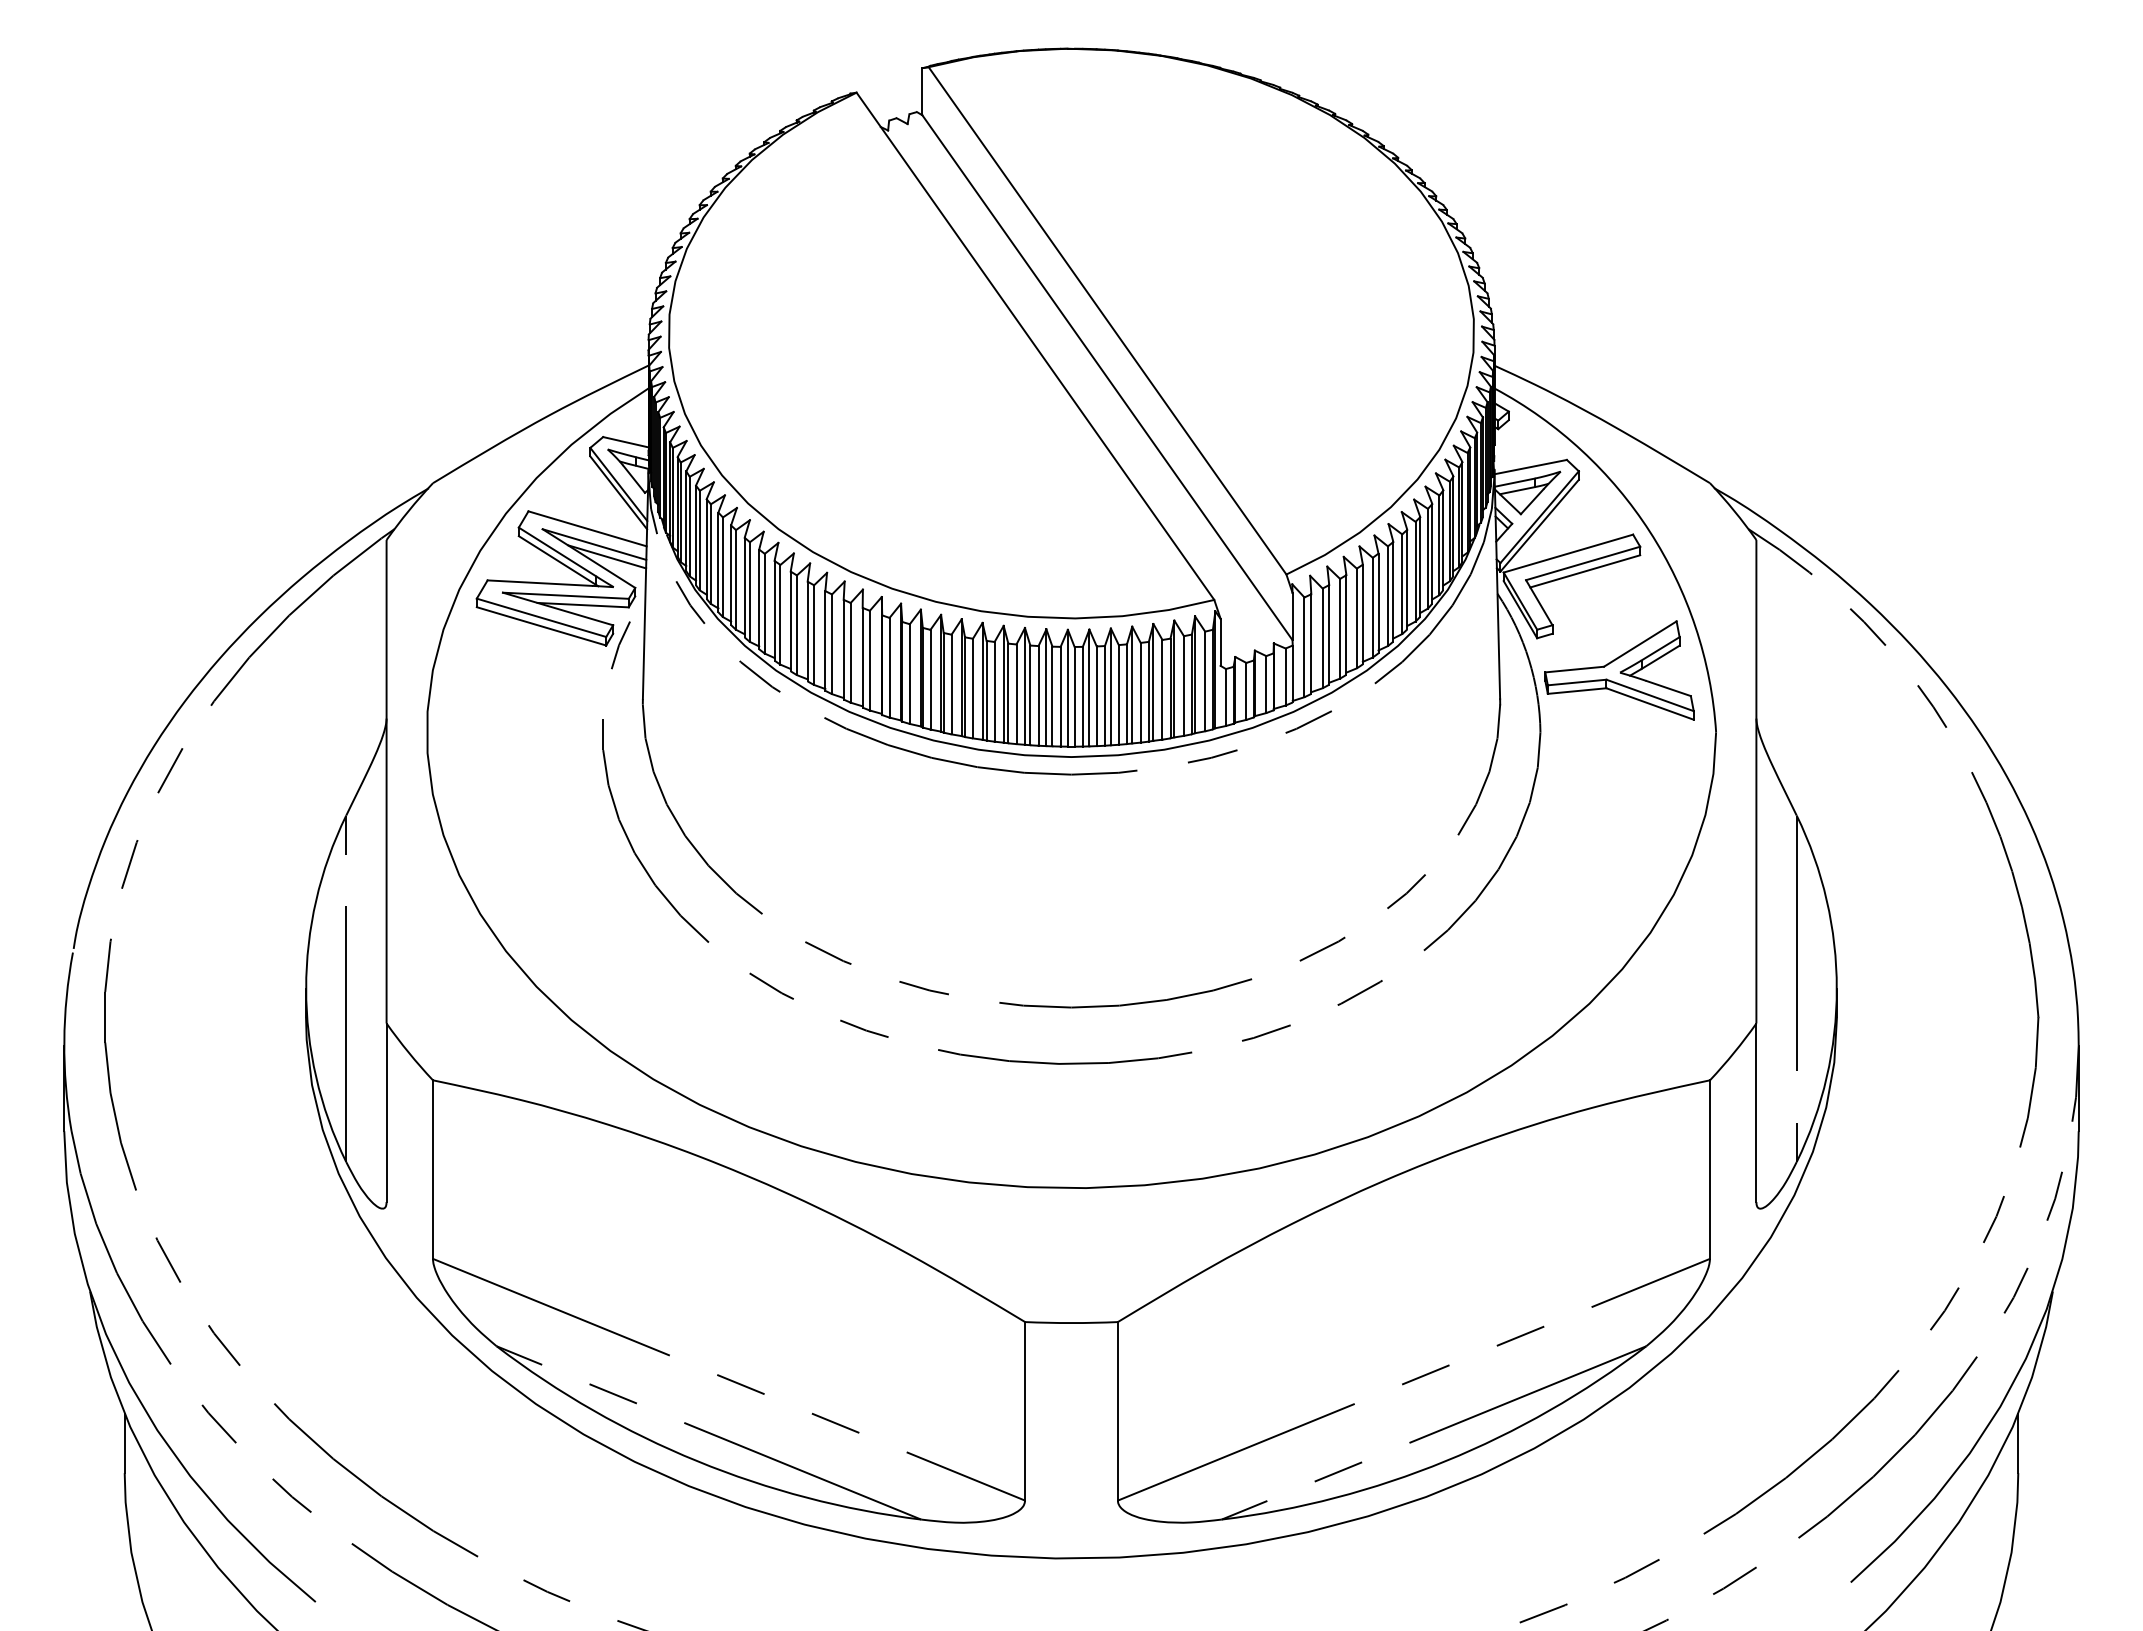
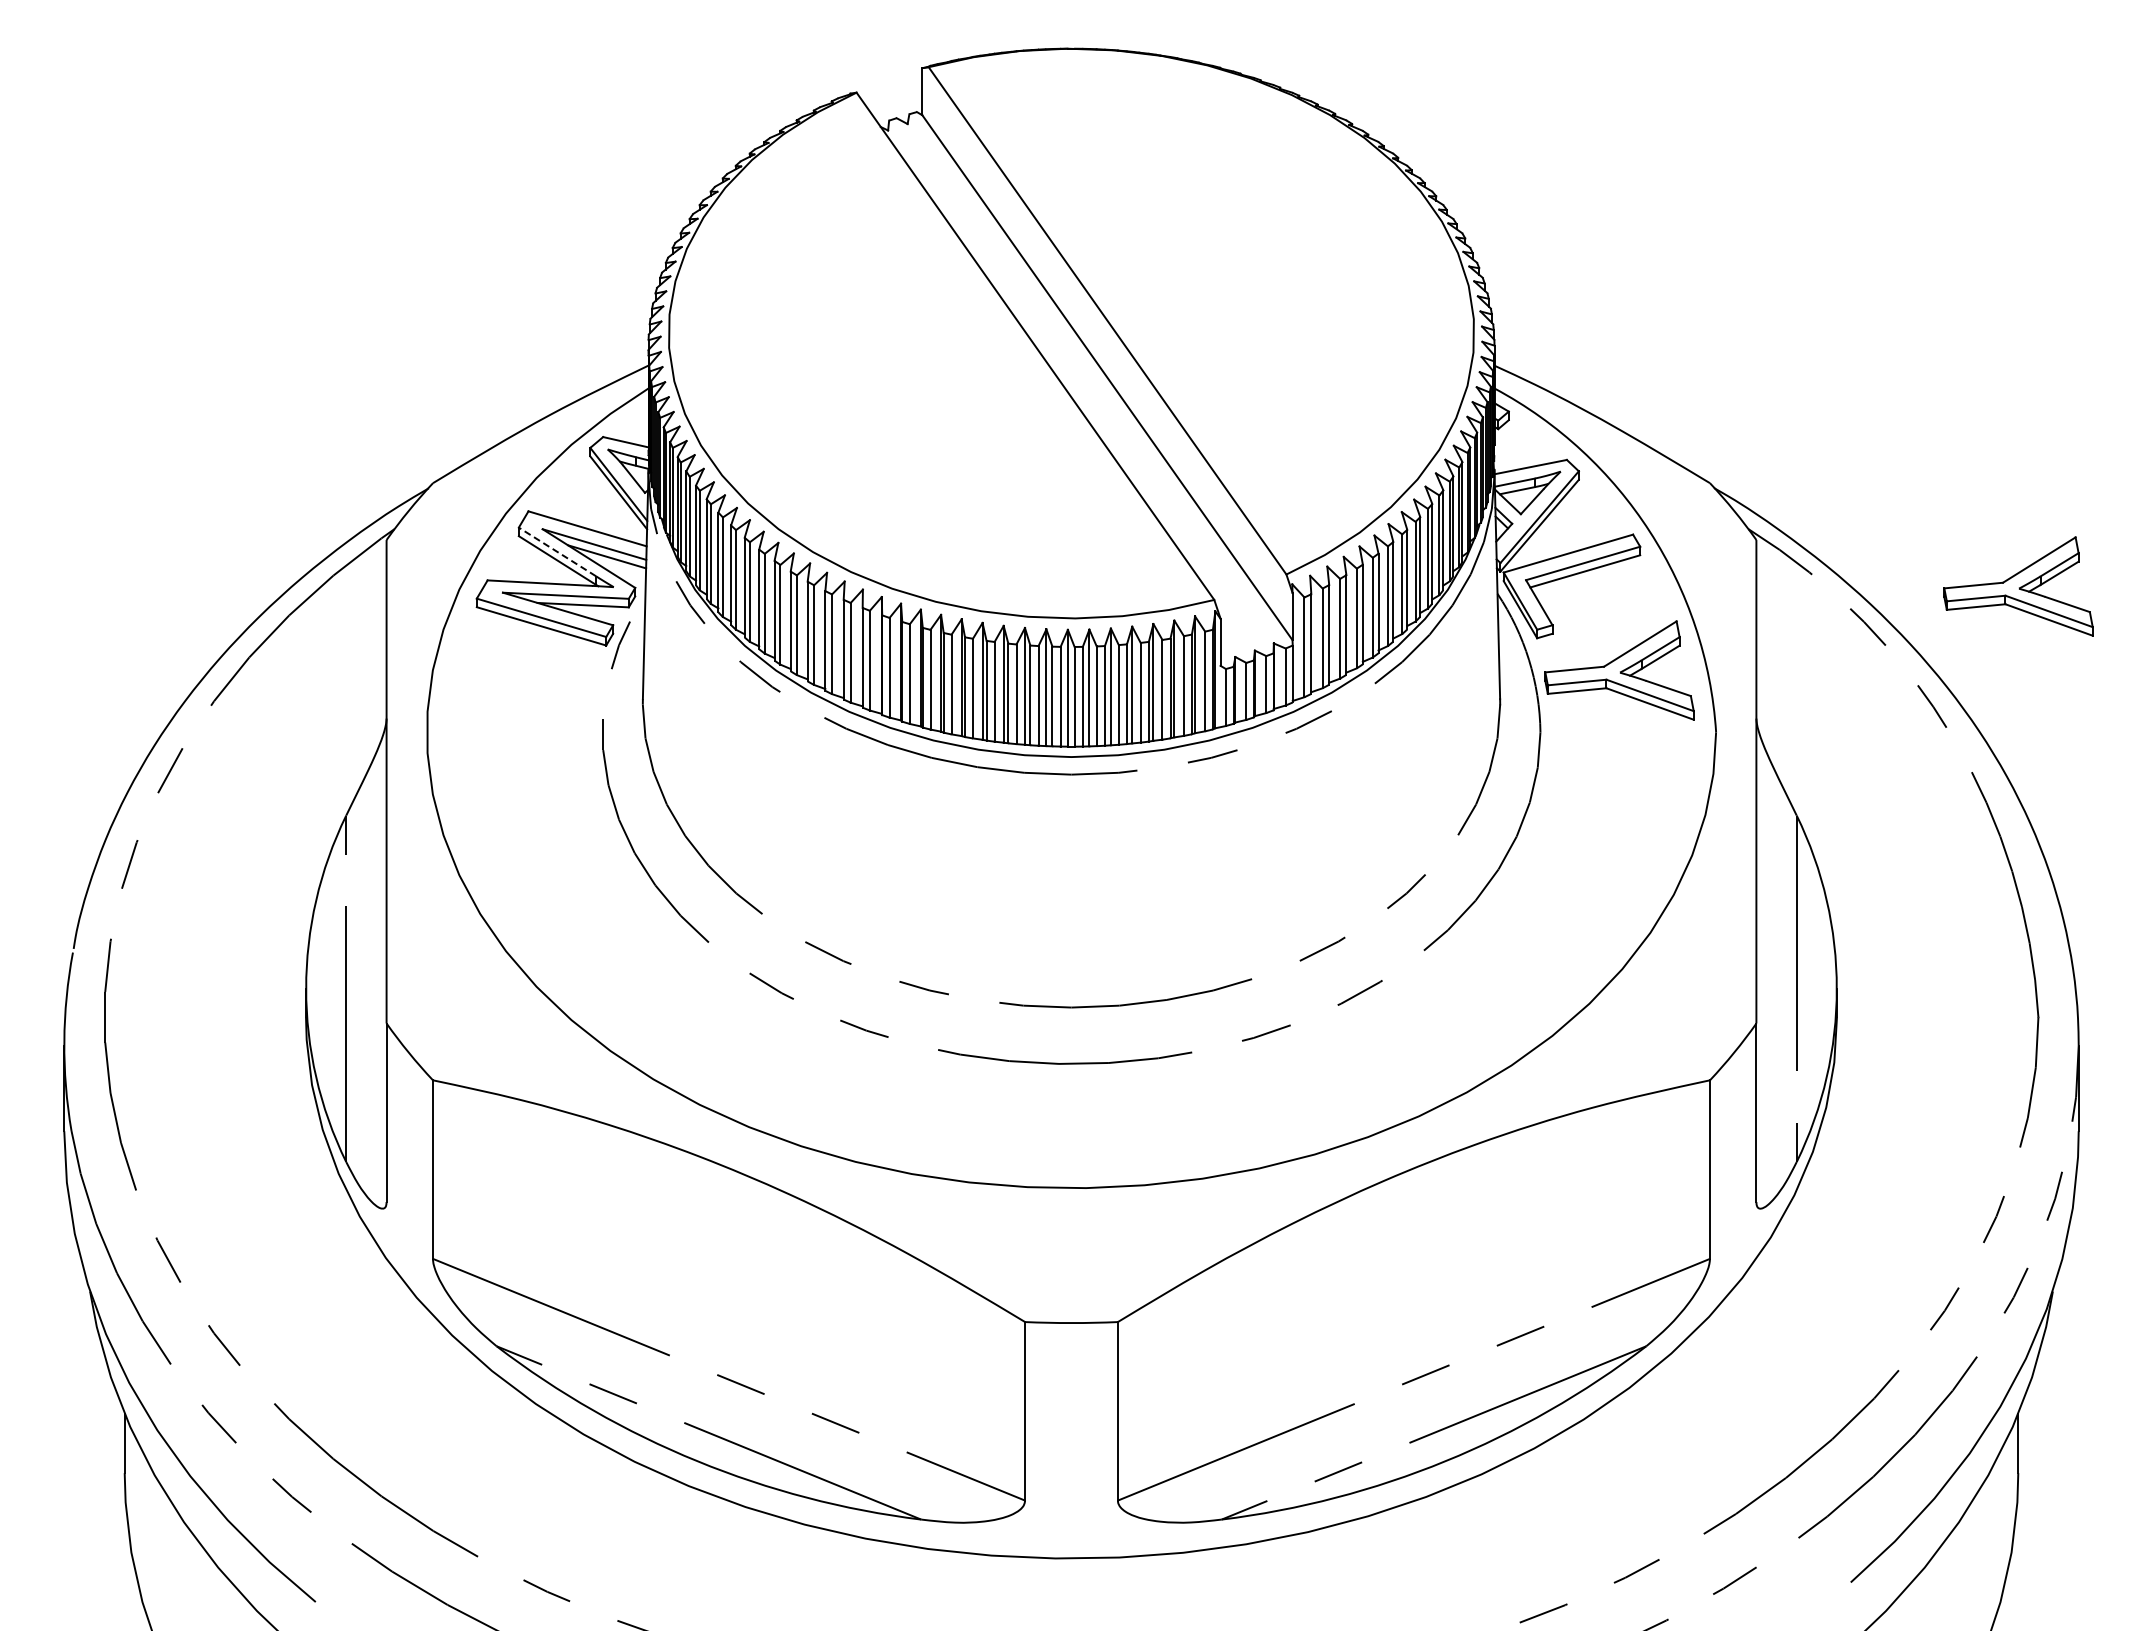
line: solid -> dashed (557, 551)
part: none -> present (2018, 586)
